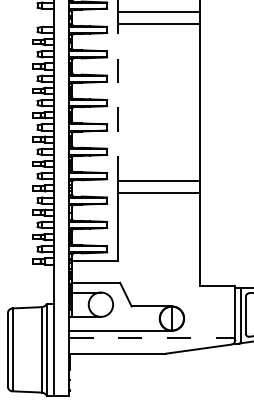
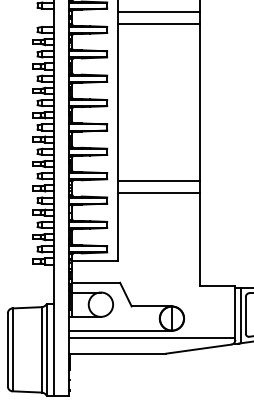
line: dashed -> solid (118, 101)
line: dashed -> solid (152, 338)
